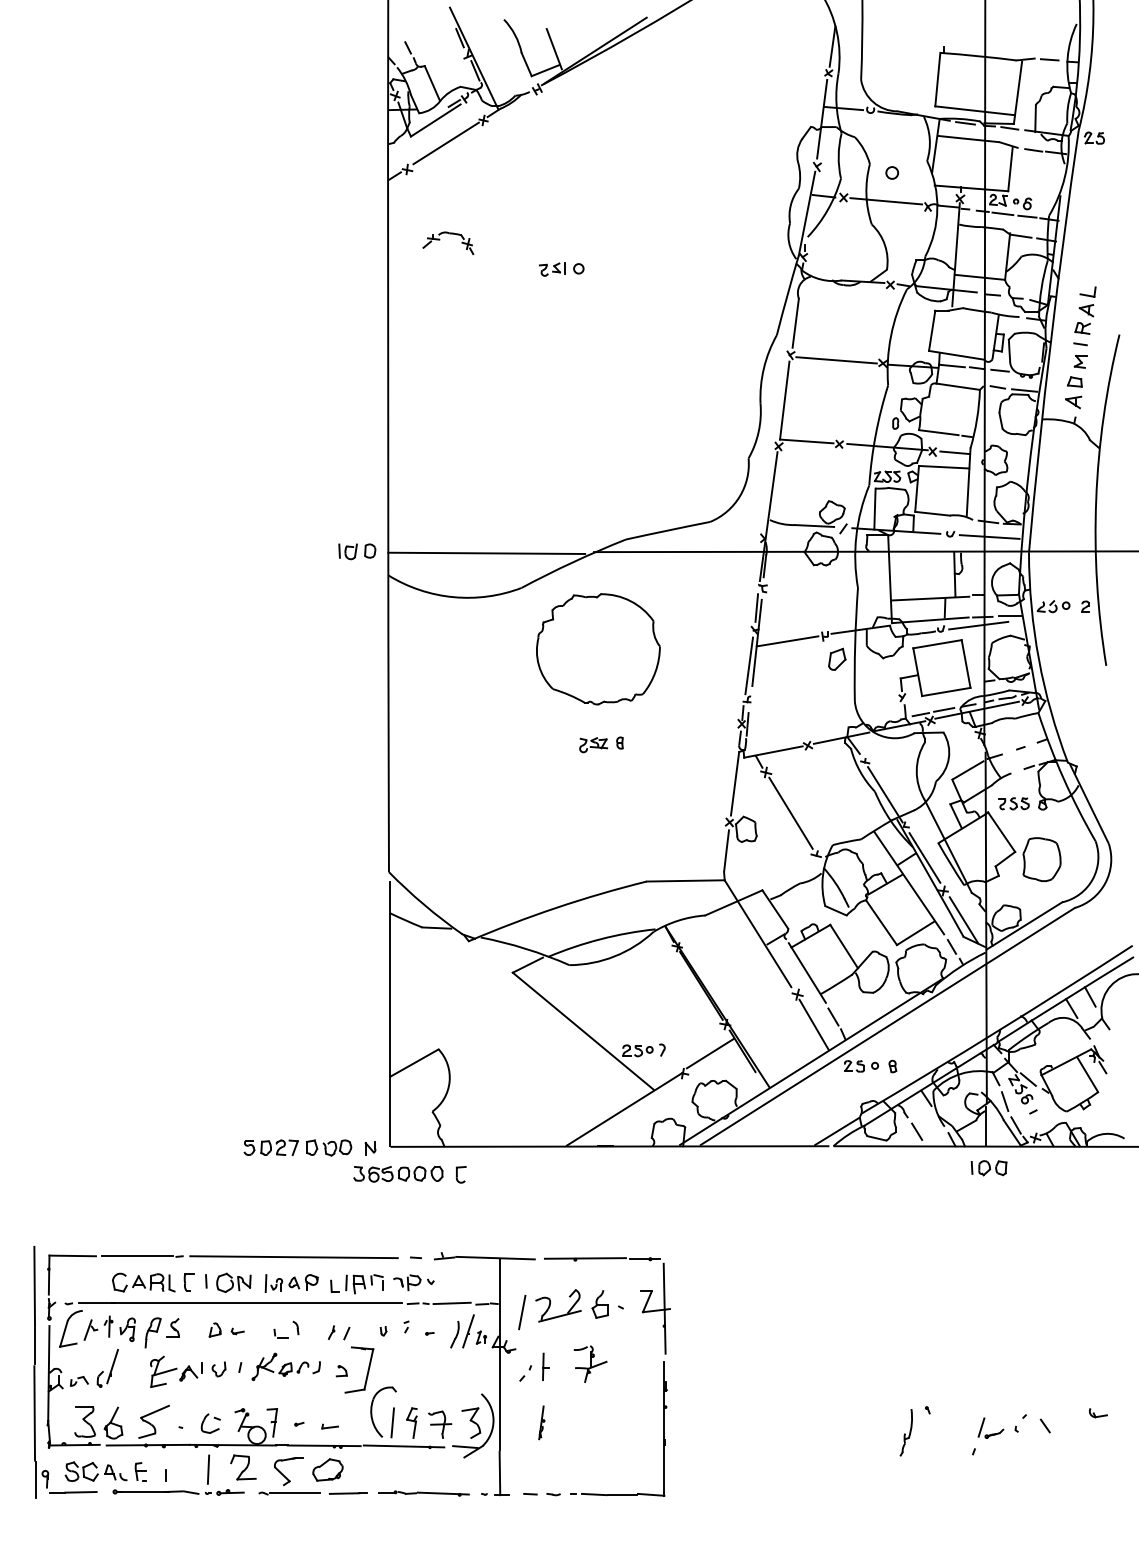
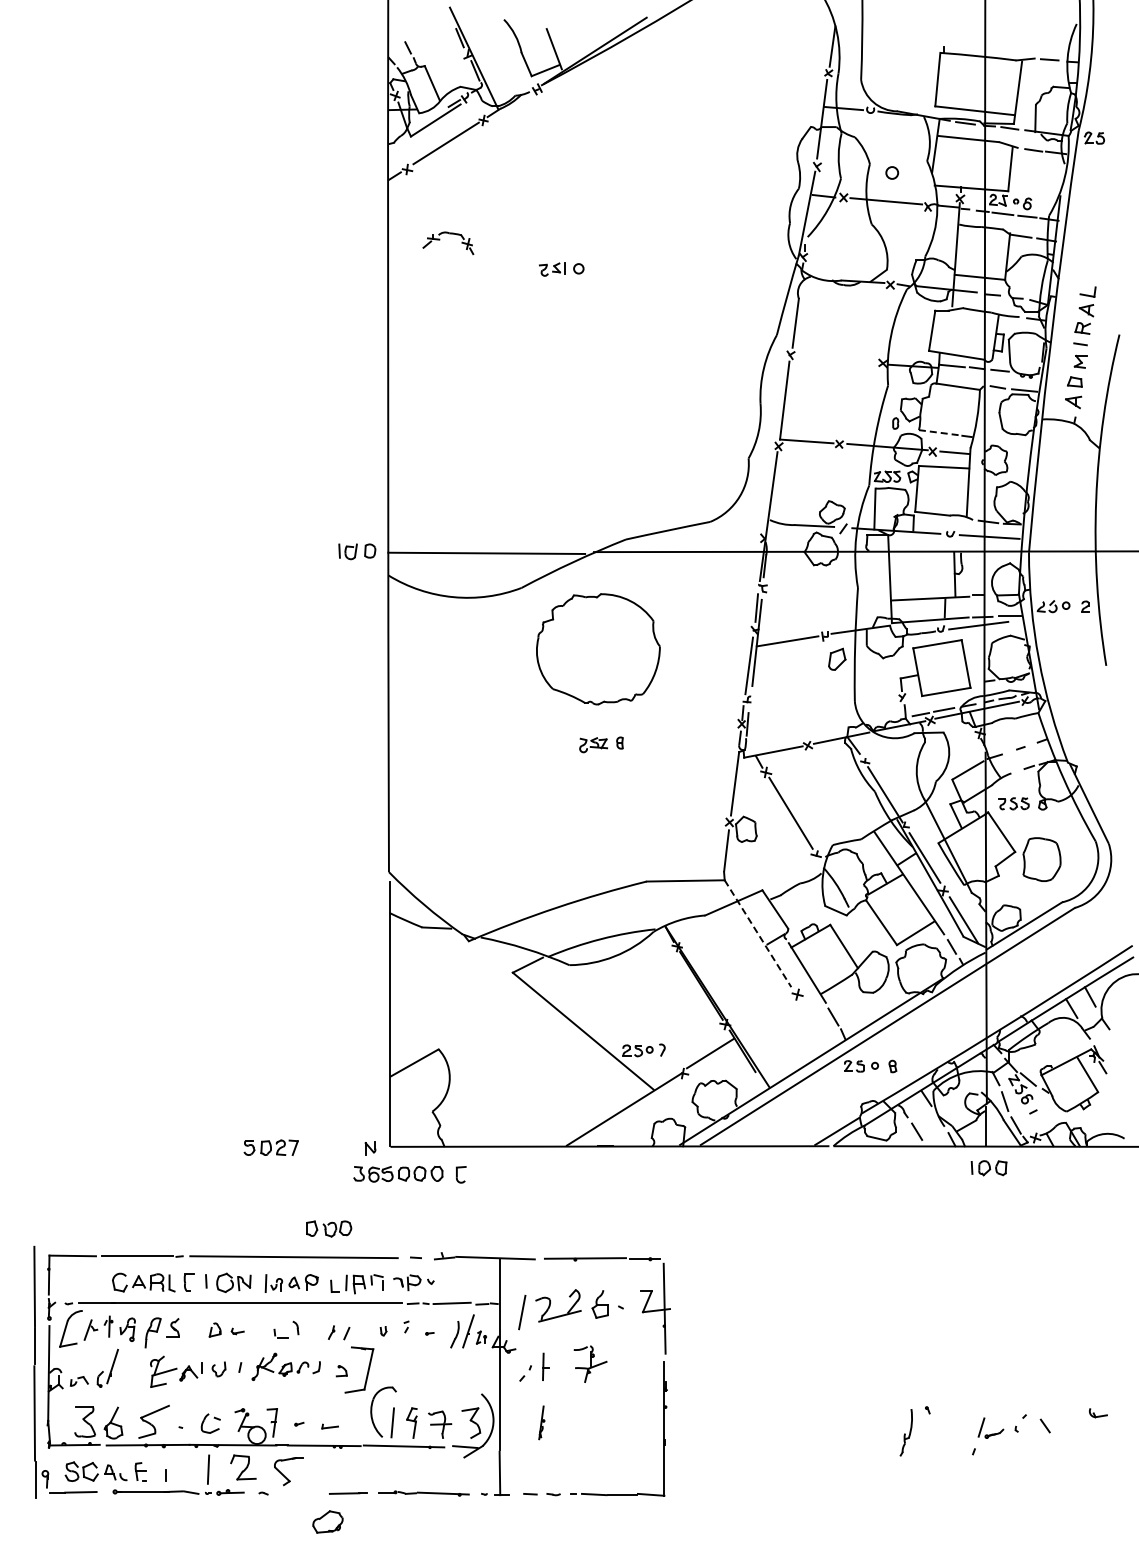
line: present -> none (836, 360)
line: solid -> dashed (938, 432)
line: solid -> dashed (758, 933)
line: present -> none (813, 1024)
part position: (329, 1147) -> (329, 1228) (329, 1228)
part position: (327, 1469) -> (327, 1521) (327, 1521)
line: present -> none (294, 1493)
